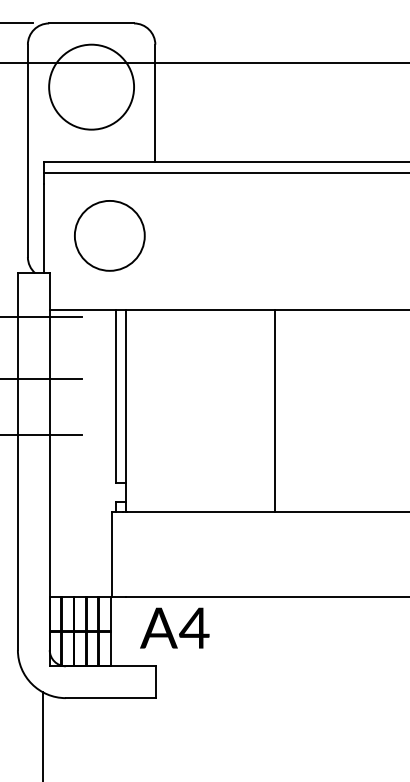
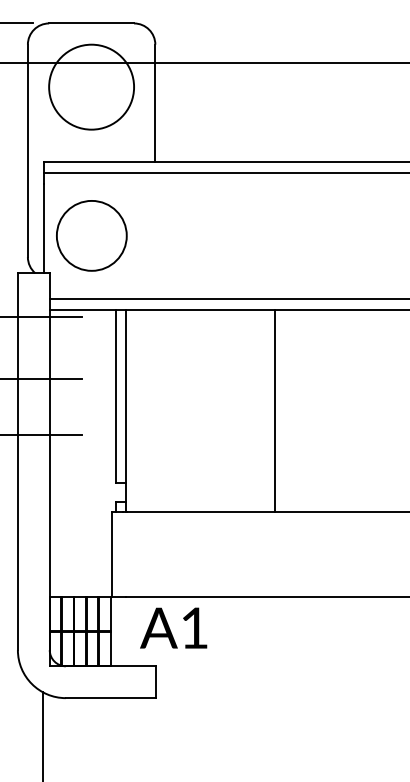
circle position: (109, 235) -> (91, 235) (91, 235)
line: none -> present (227, 298)
text: A4 -> A1 (194, 627)
